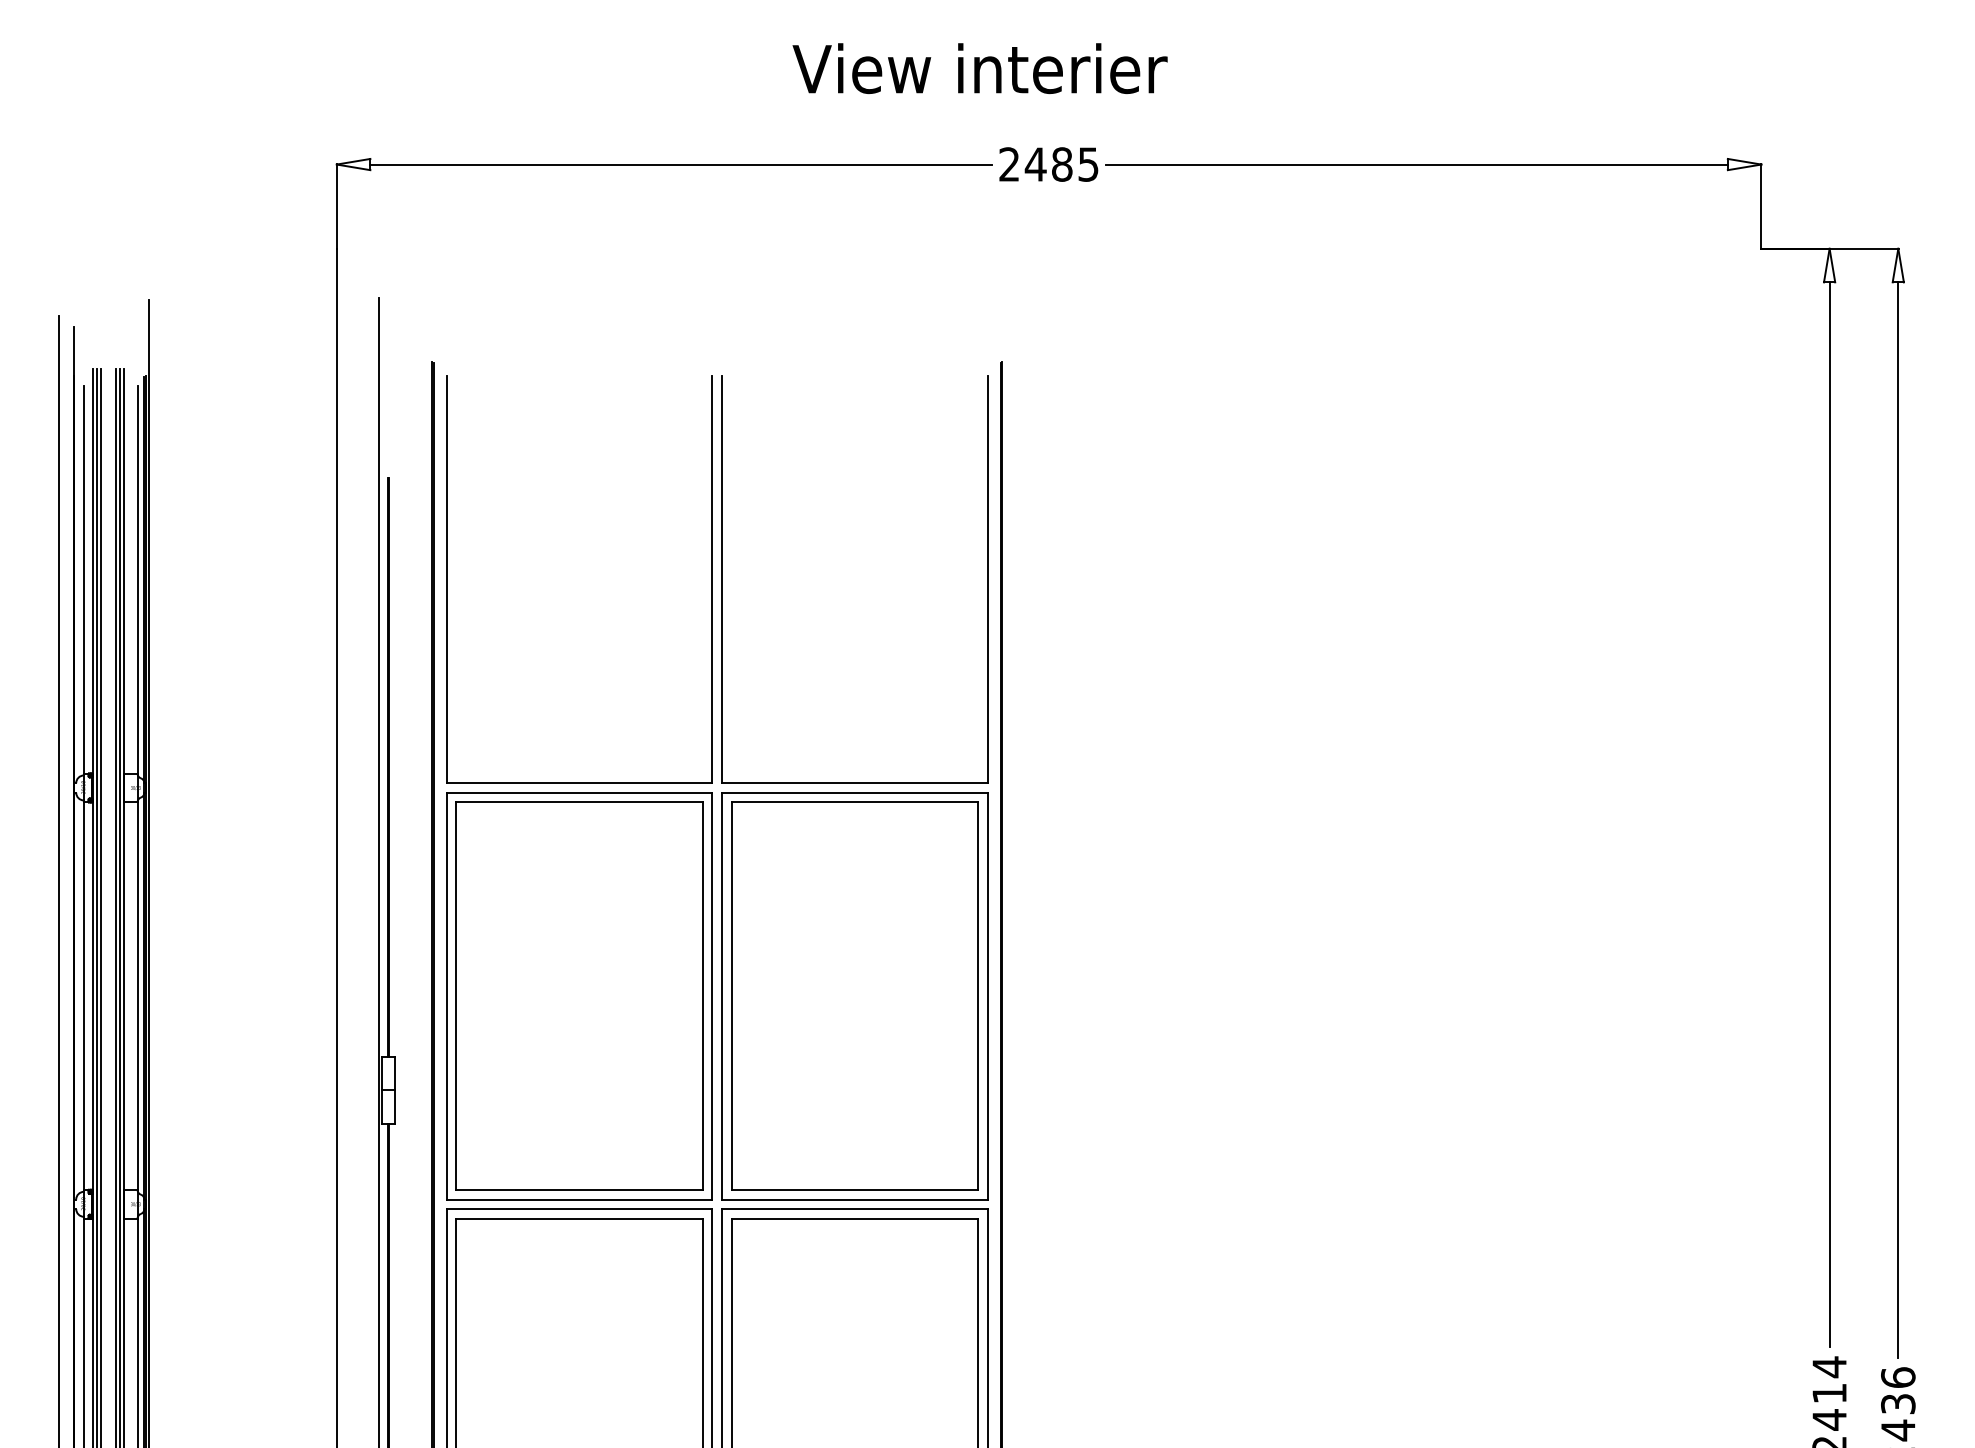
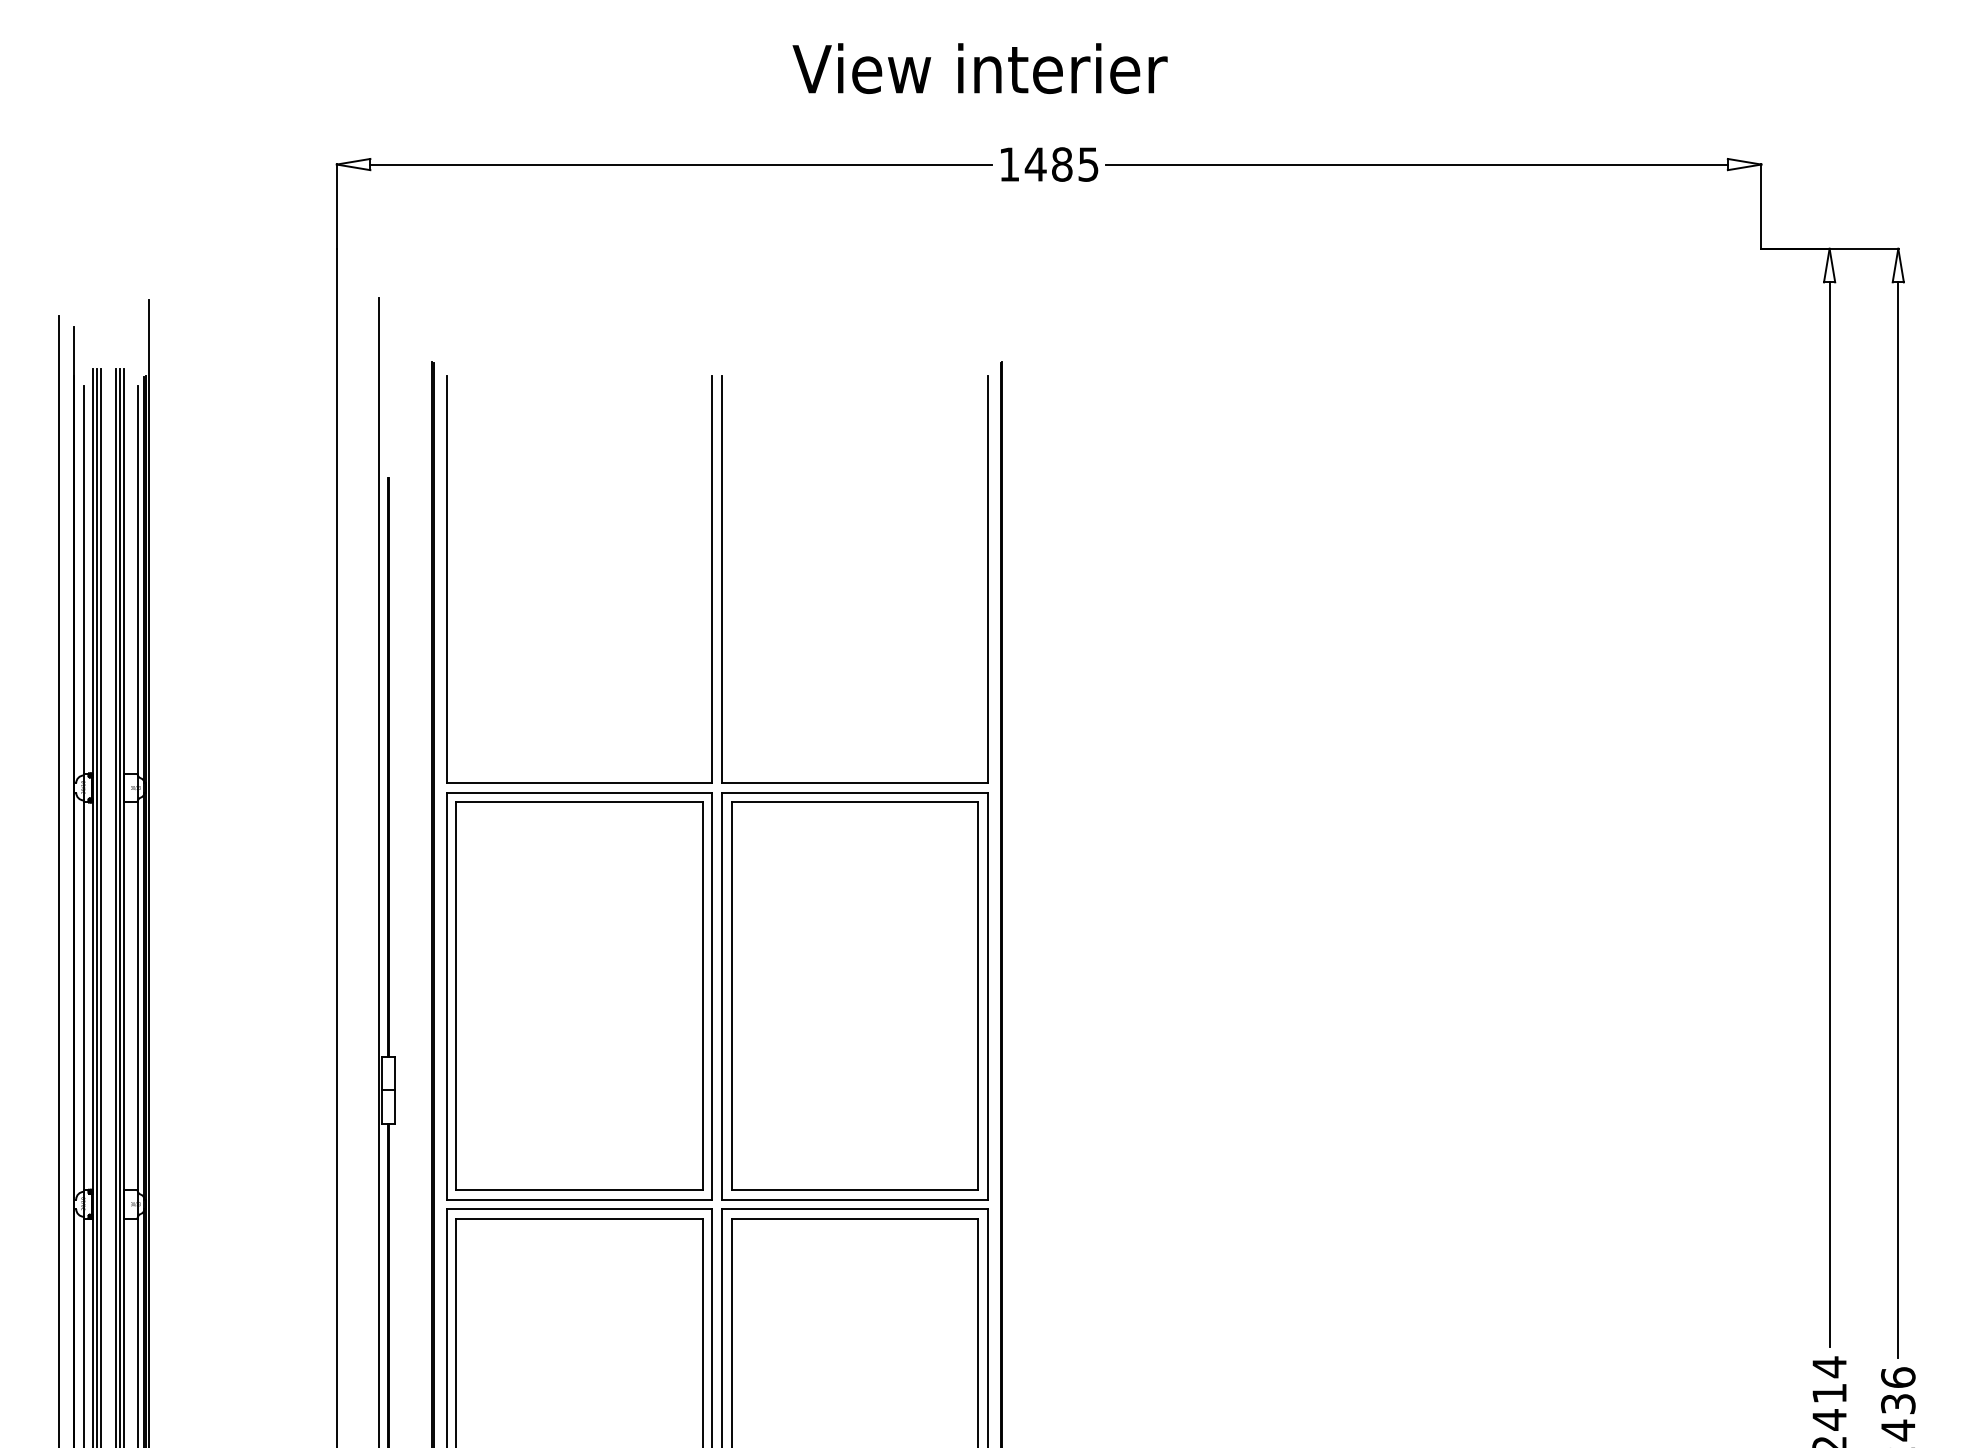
text: 2485 -> 1485 (1008, 164)
